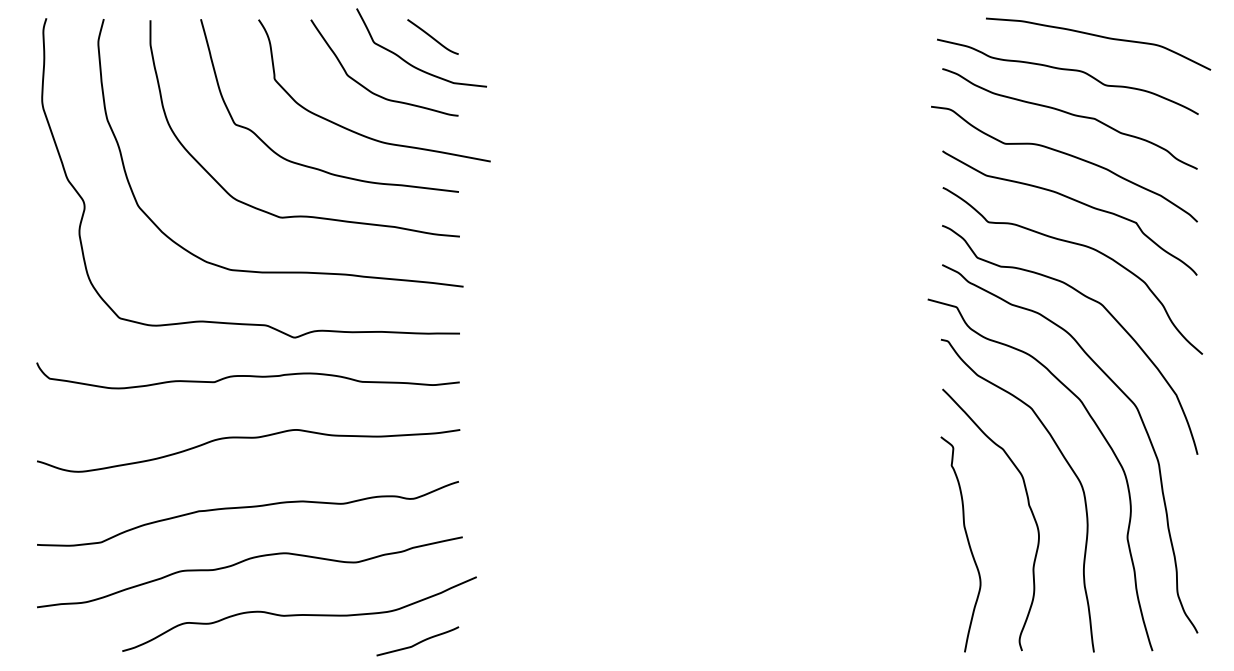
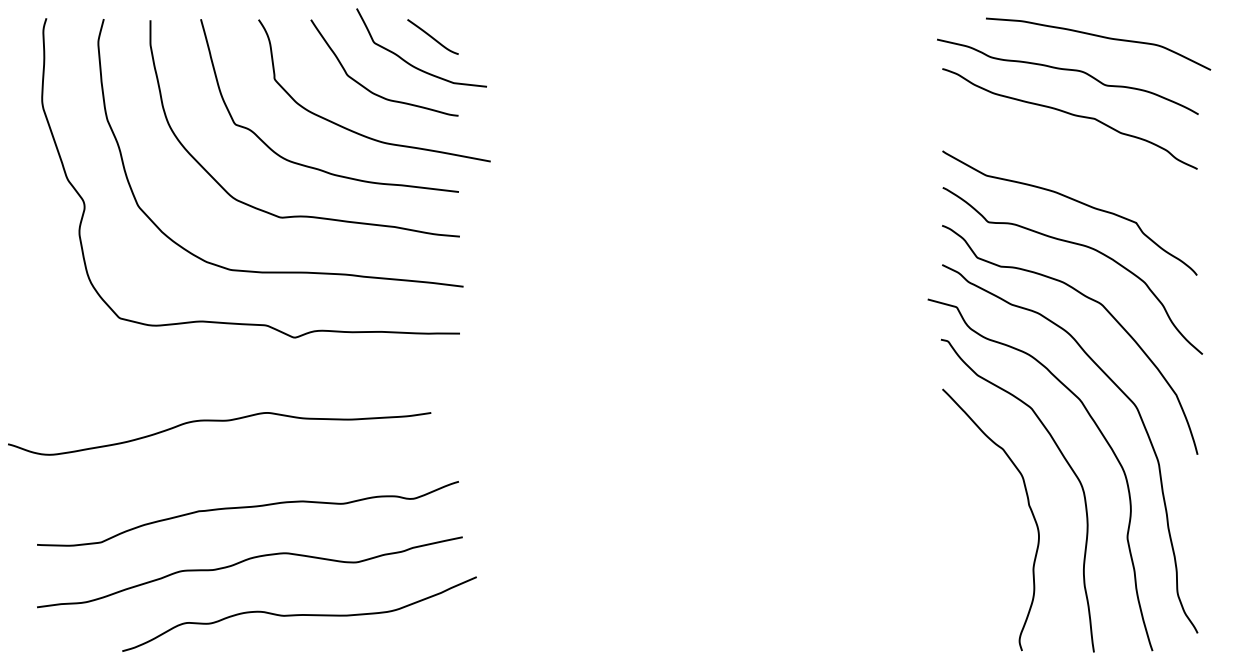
curve: present -> none (1067, 155)
curve: present -> none (247, 375)
curve position: (248, 438) -> (219, 421) (219, 421)
curve: present -> none (967, 542)
curve: present -> none (417, 642)
